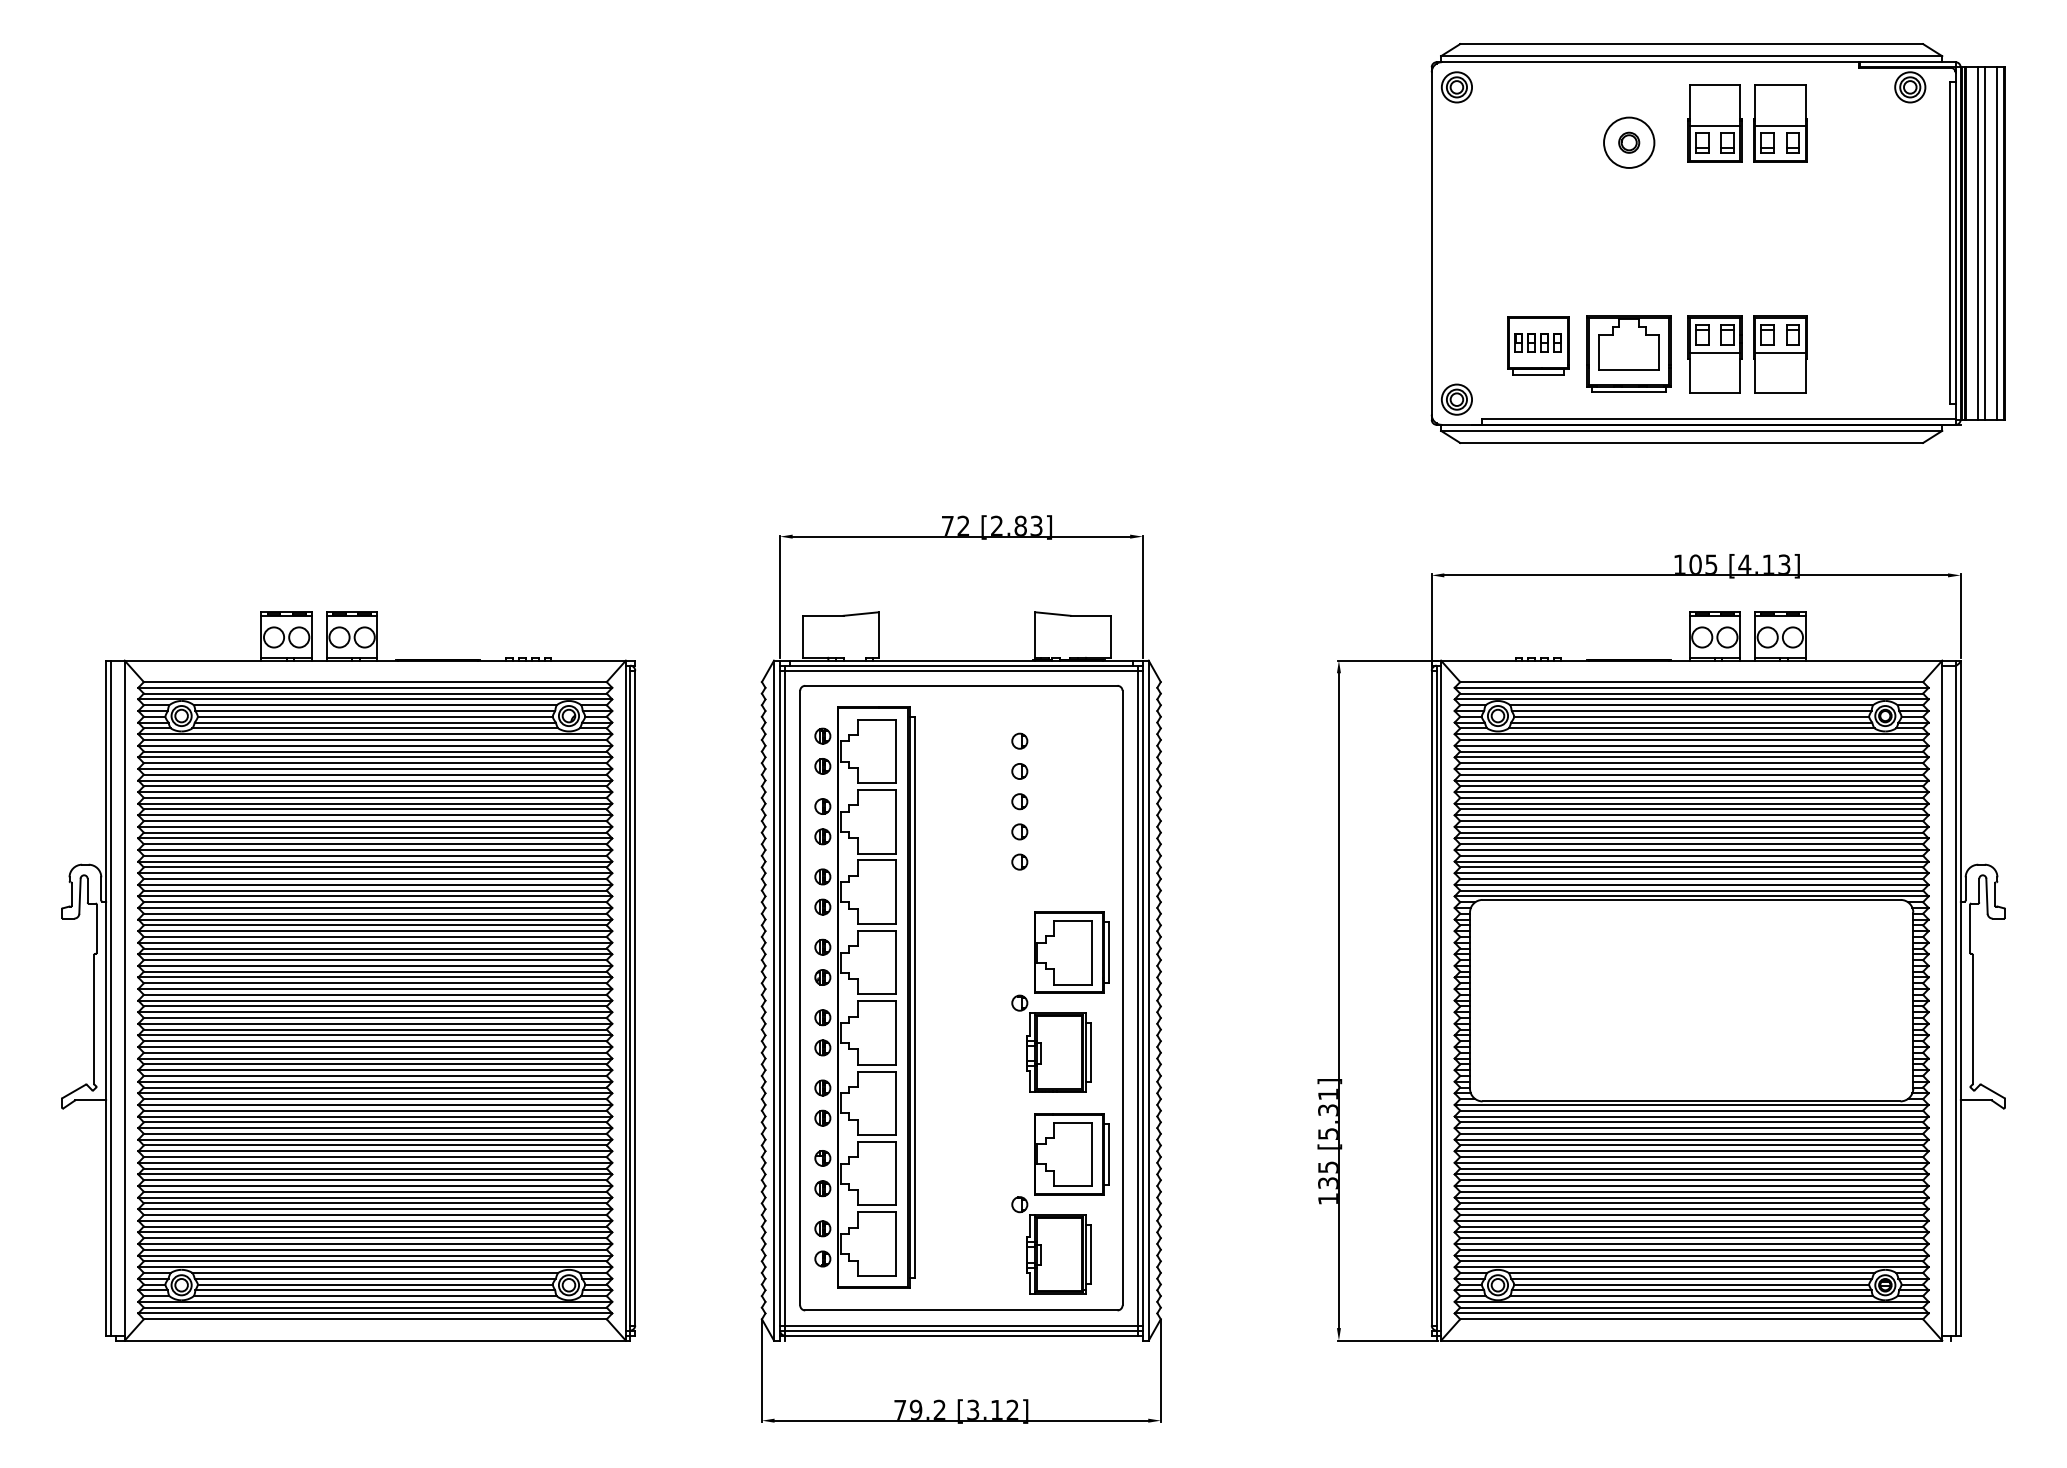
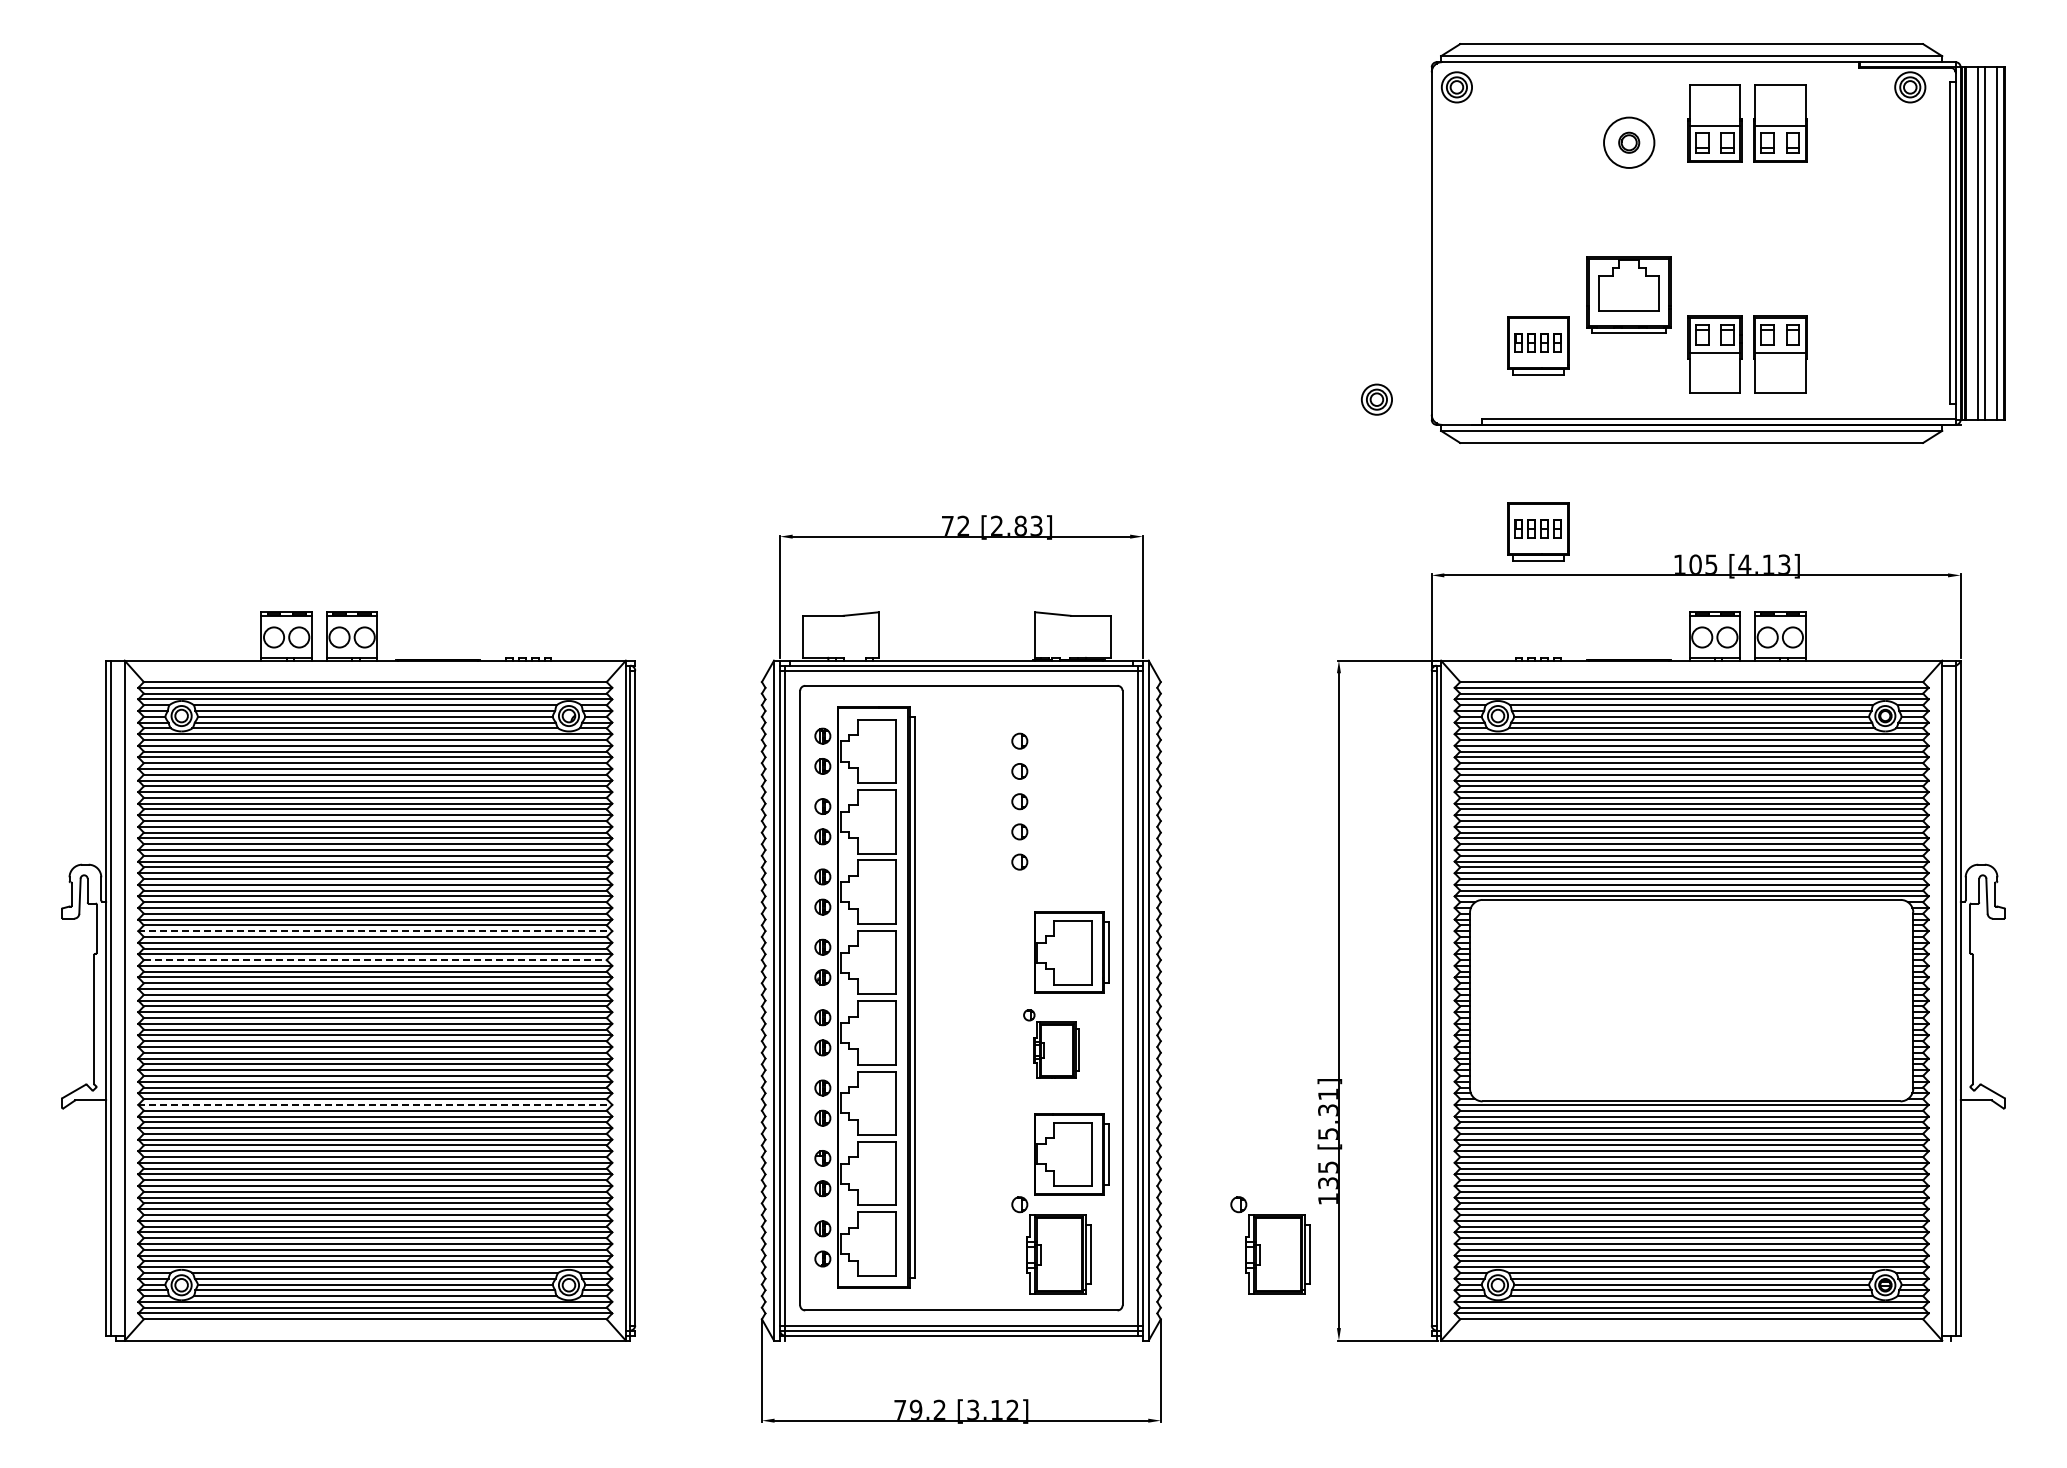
part position: (1628, 353) -> (1628, 294) (1628, 294)
part position: (1456, 399) -> (1376, 399) (1376, 399)
part: none -> present (1538, 531)
line: solid -> dashed (375, 931)
line: solid -> dashed (375, 960)
part size: 81x99 px -> 57x70 px (1051, 1043)
line: solid -> dashed (375, 1104)
part: none -> present (1270, 1245)
